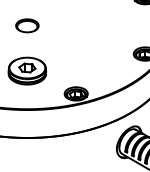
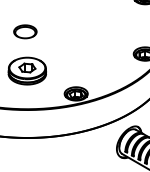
part position: (27, 25) -> (25, 31) (25, 31)
